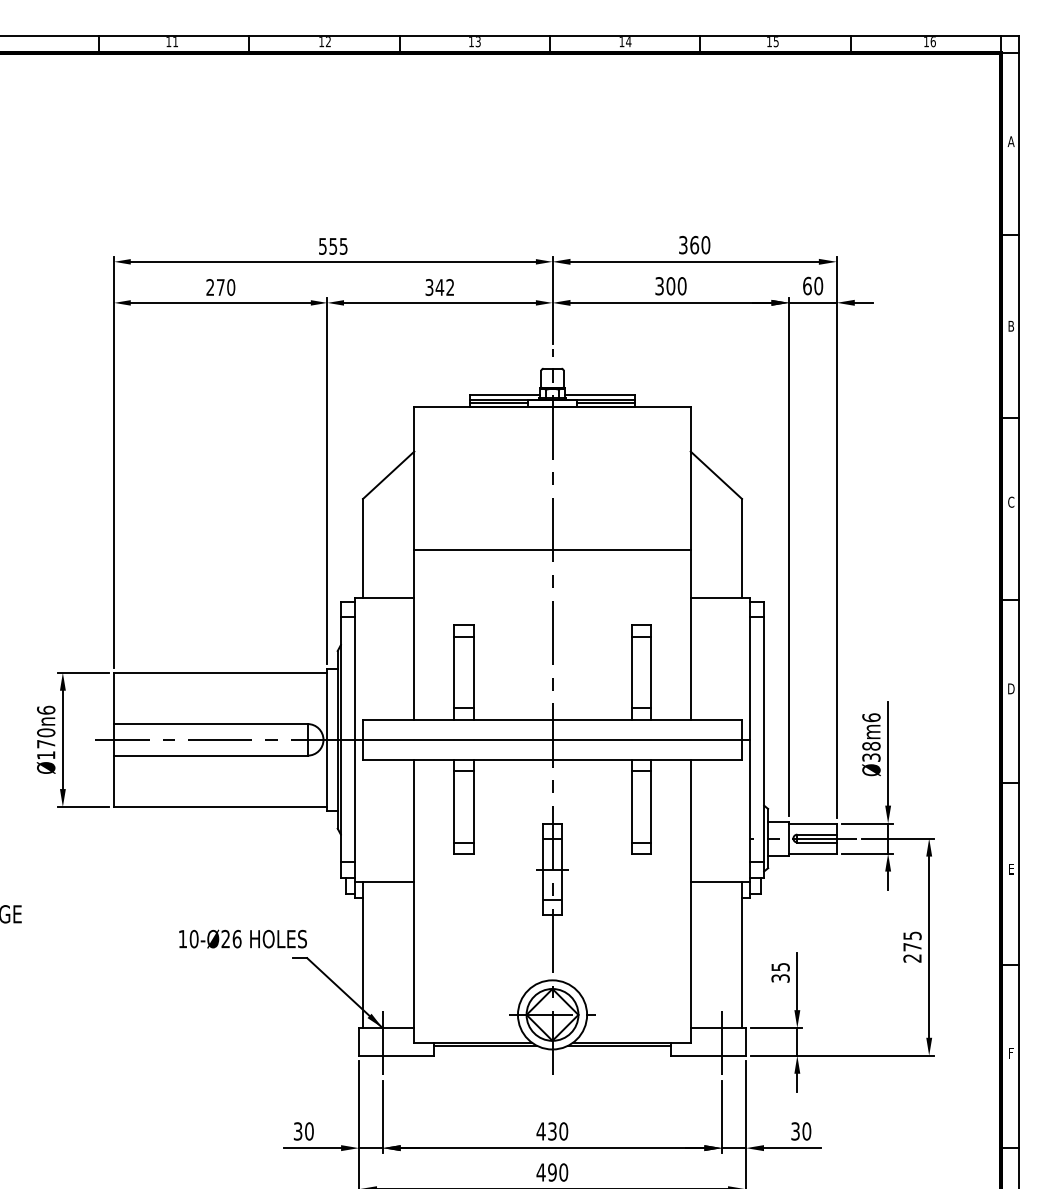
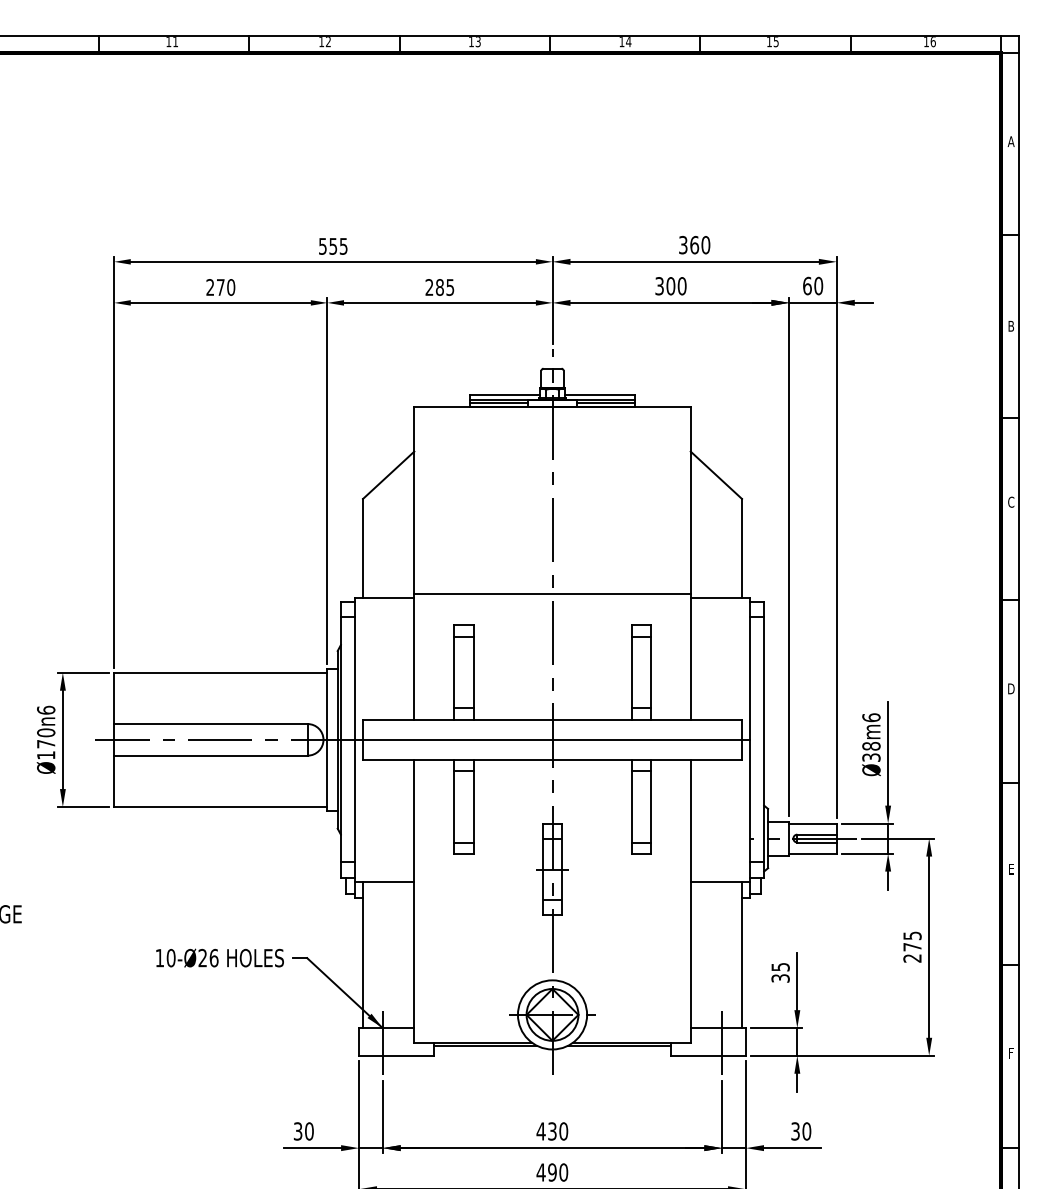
text: 342 -> 285 (439, 287)
line position: (552, 549) -> (552, 593) (552, 593)
text position: (242, 938) -> (219, 957) (219, 957)
